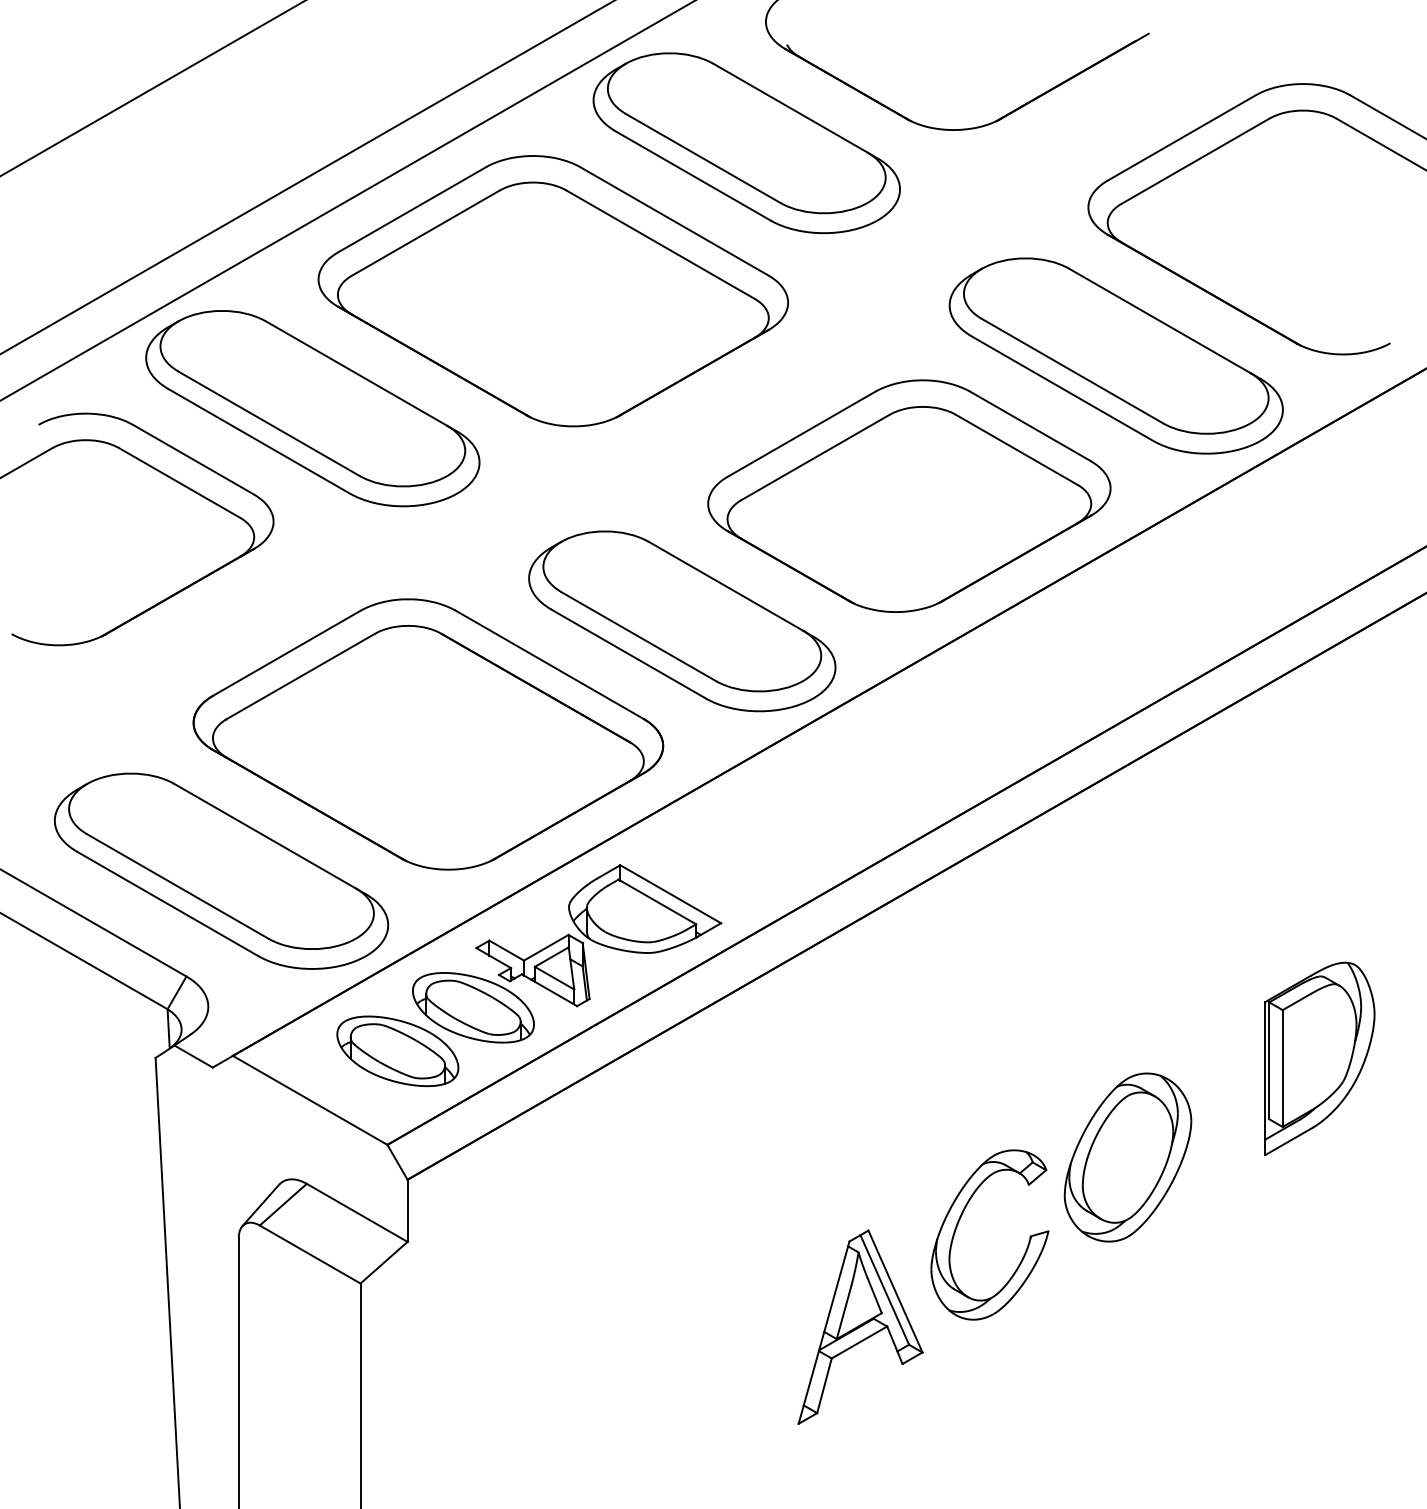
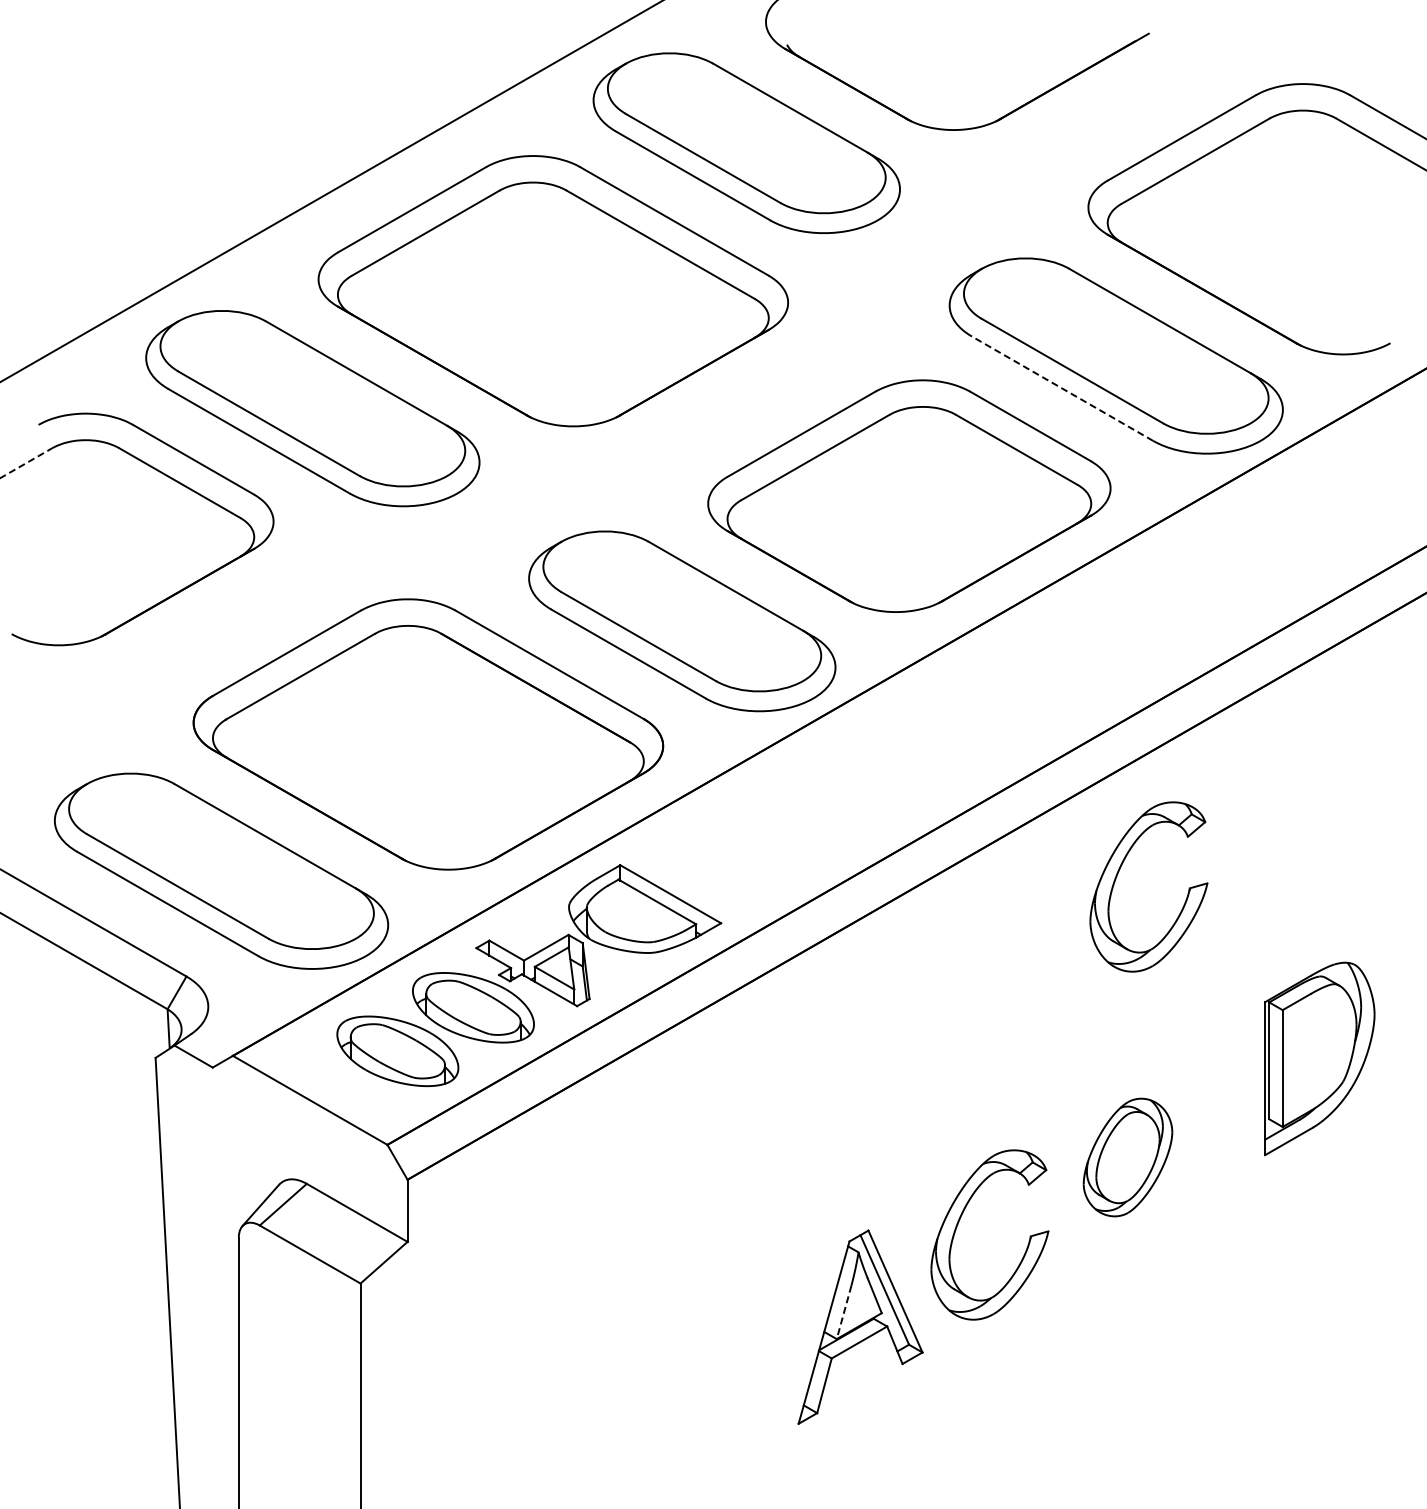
line: present -> none (152, 88)
line: present -> none (306, 177)
line position: (347, 200) -> (331, 191) (331, 191)
line: solid -> dashed (1062, 388)
line: solid -> dashed (26, 463)
part: none -> present (1118, 874)
part size: 130x171 px -> 92x121 px (1127, 1157)
line: solid -> dashed (844, 1312)
